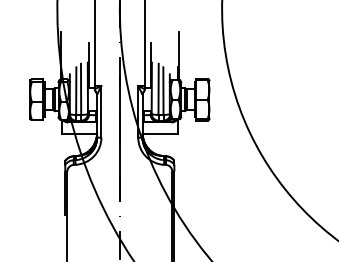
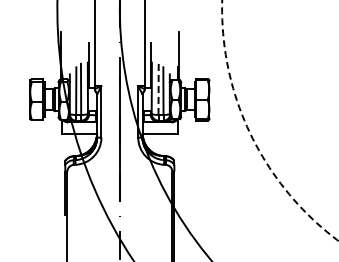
line: solid -> dashed (158, 89)
arc: solid -> dashed (252, 137)
